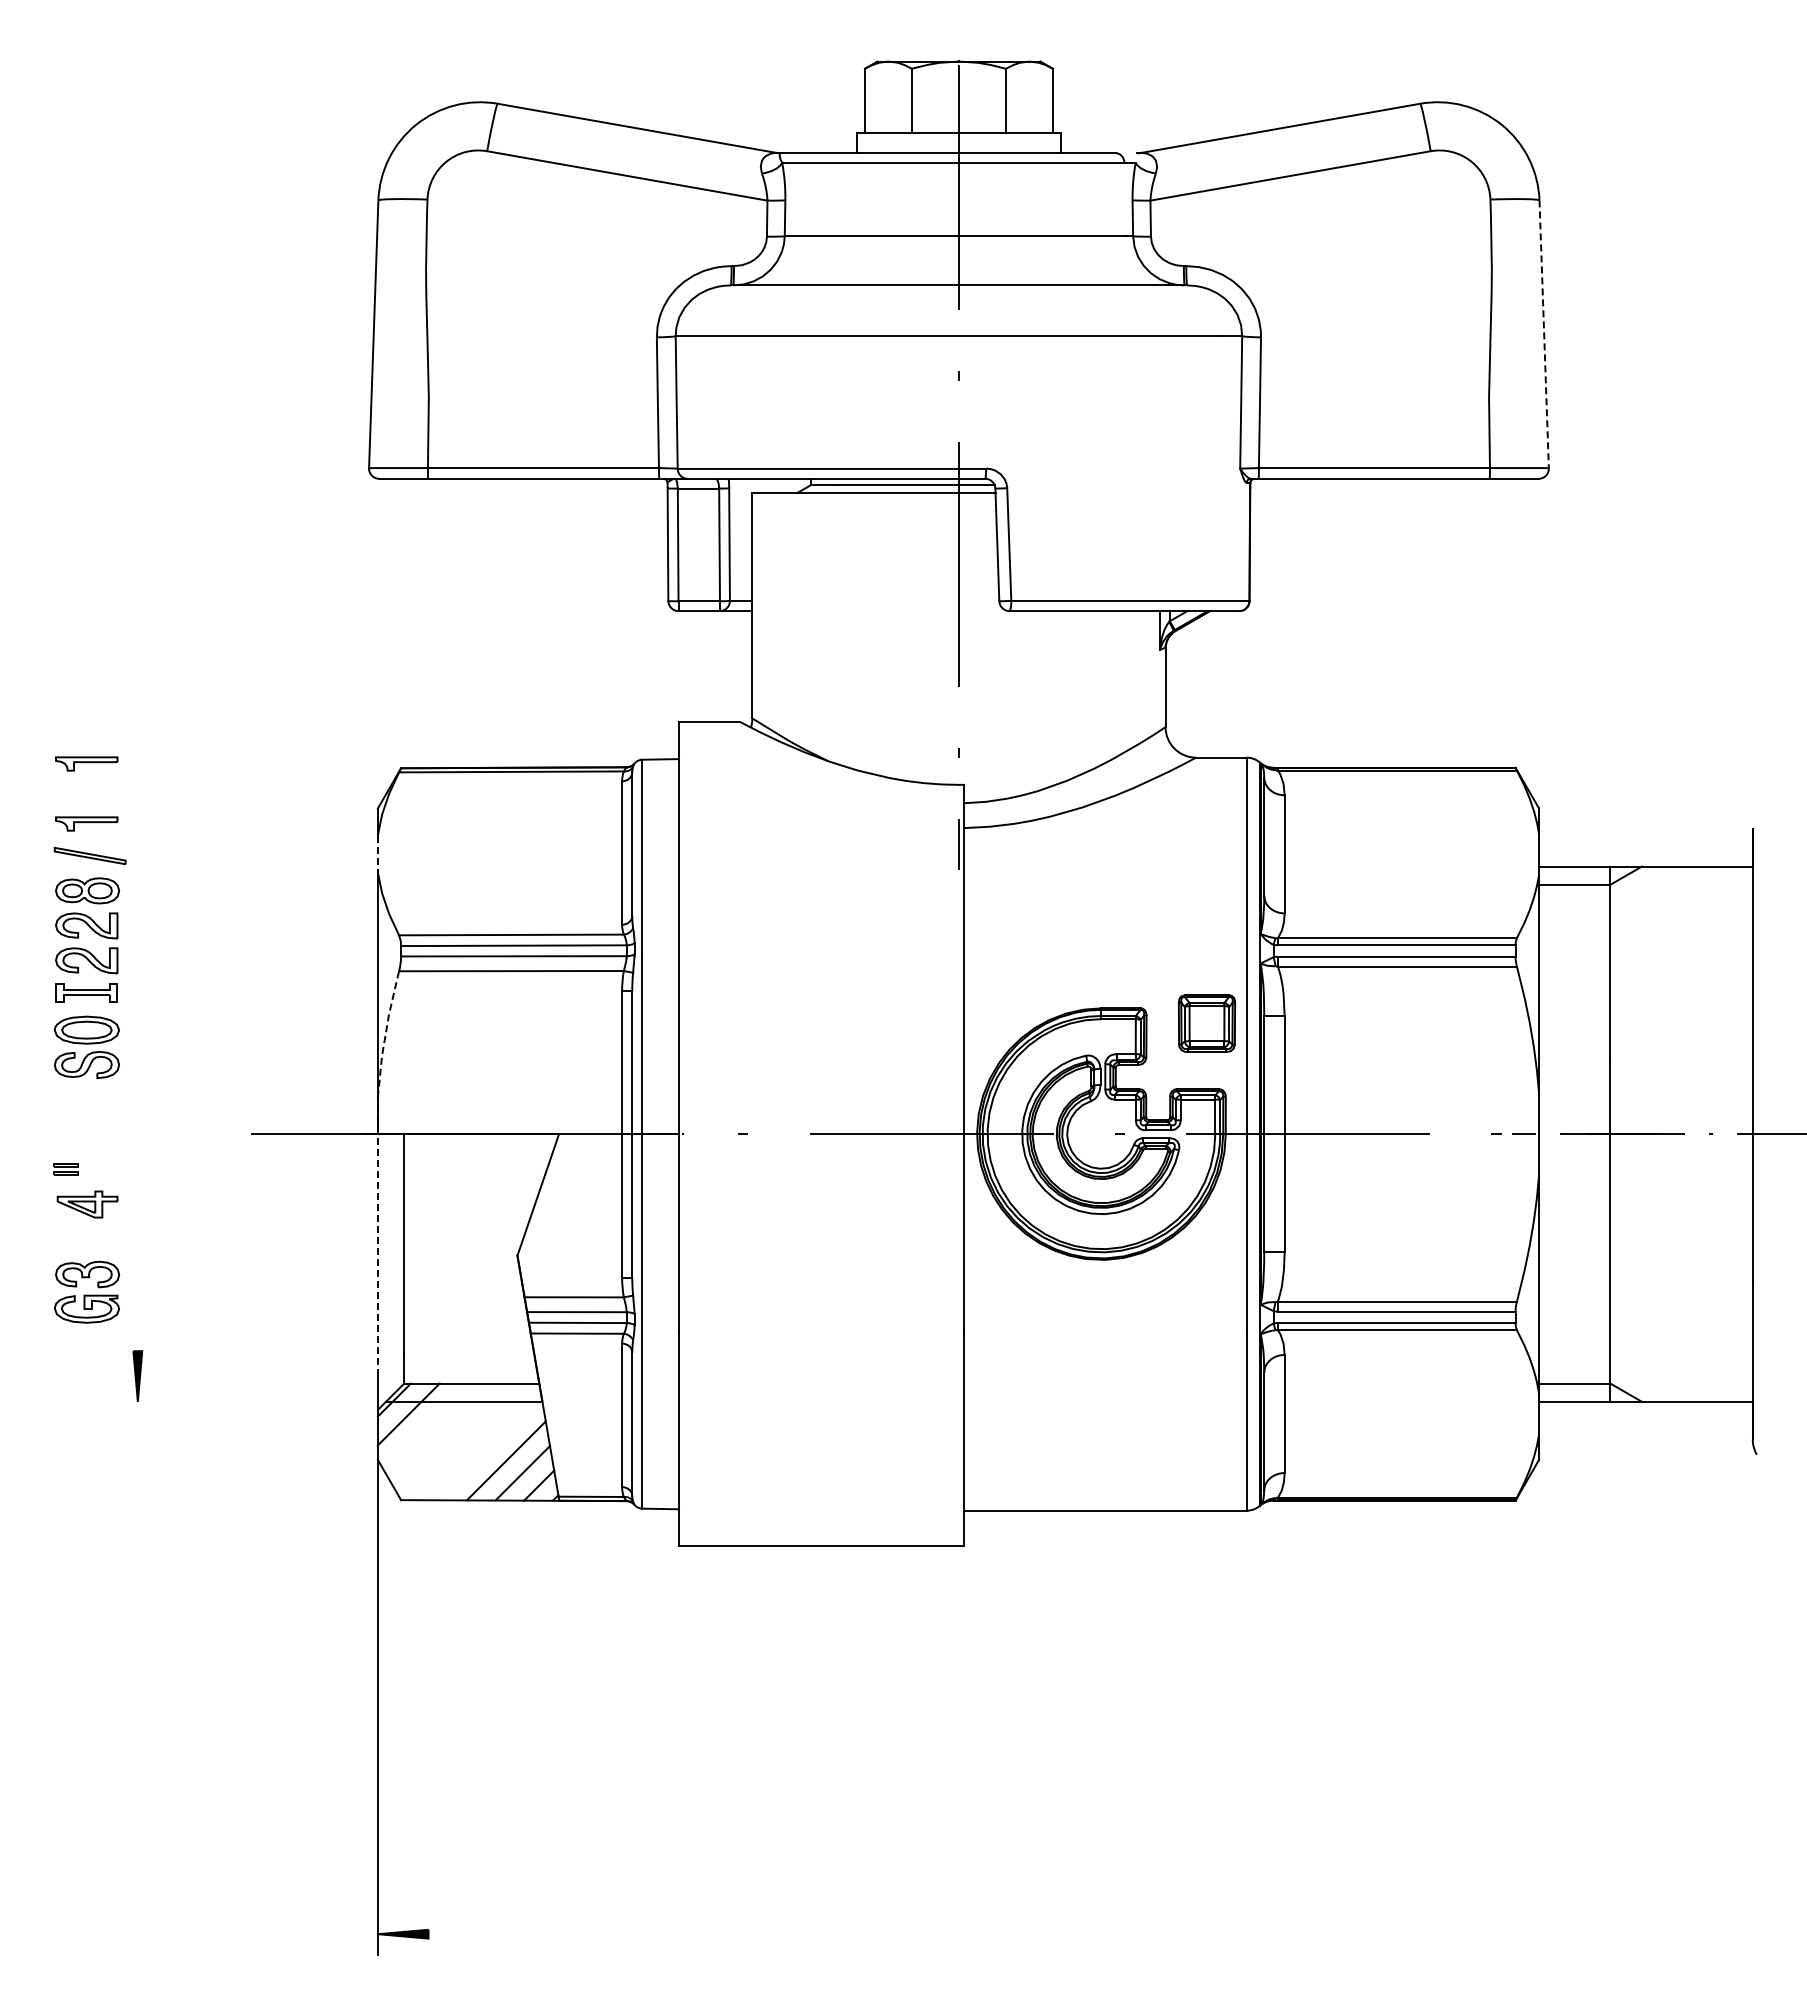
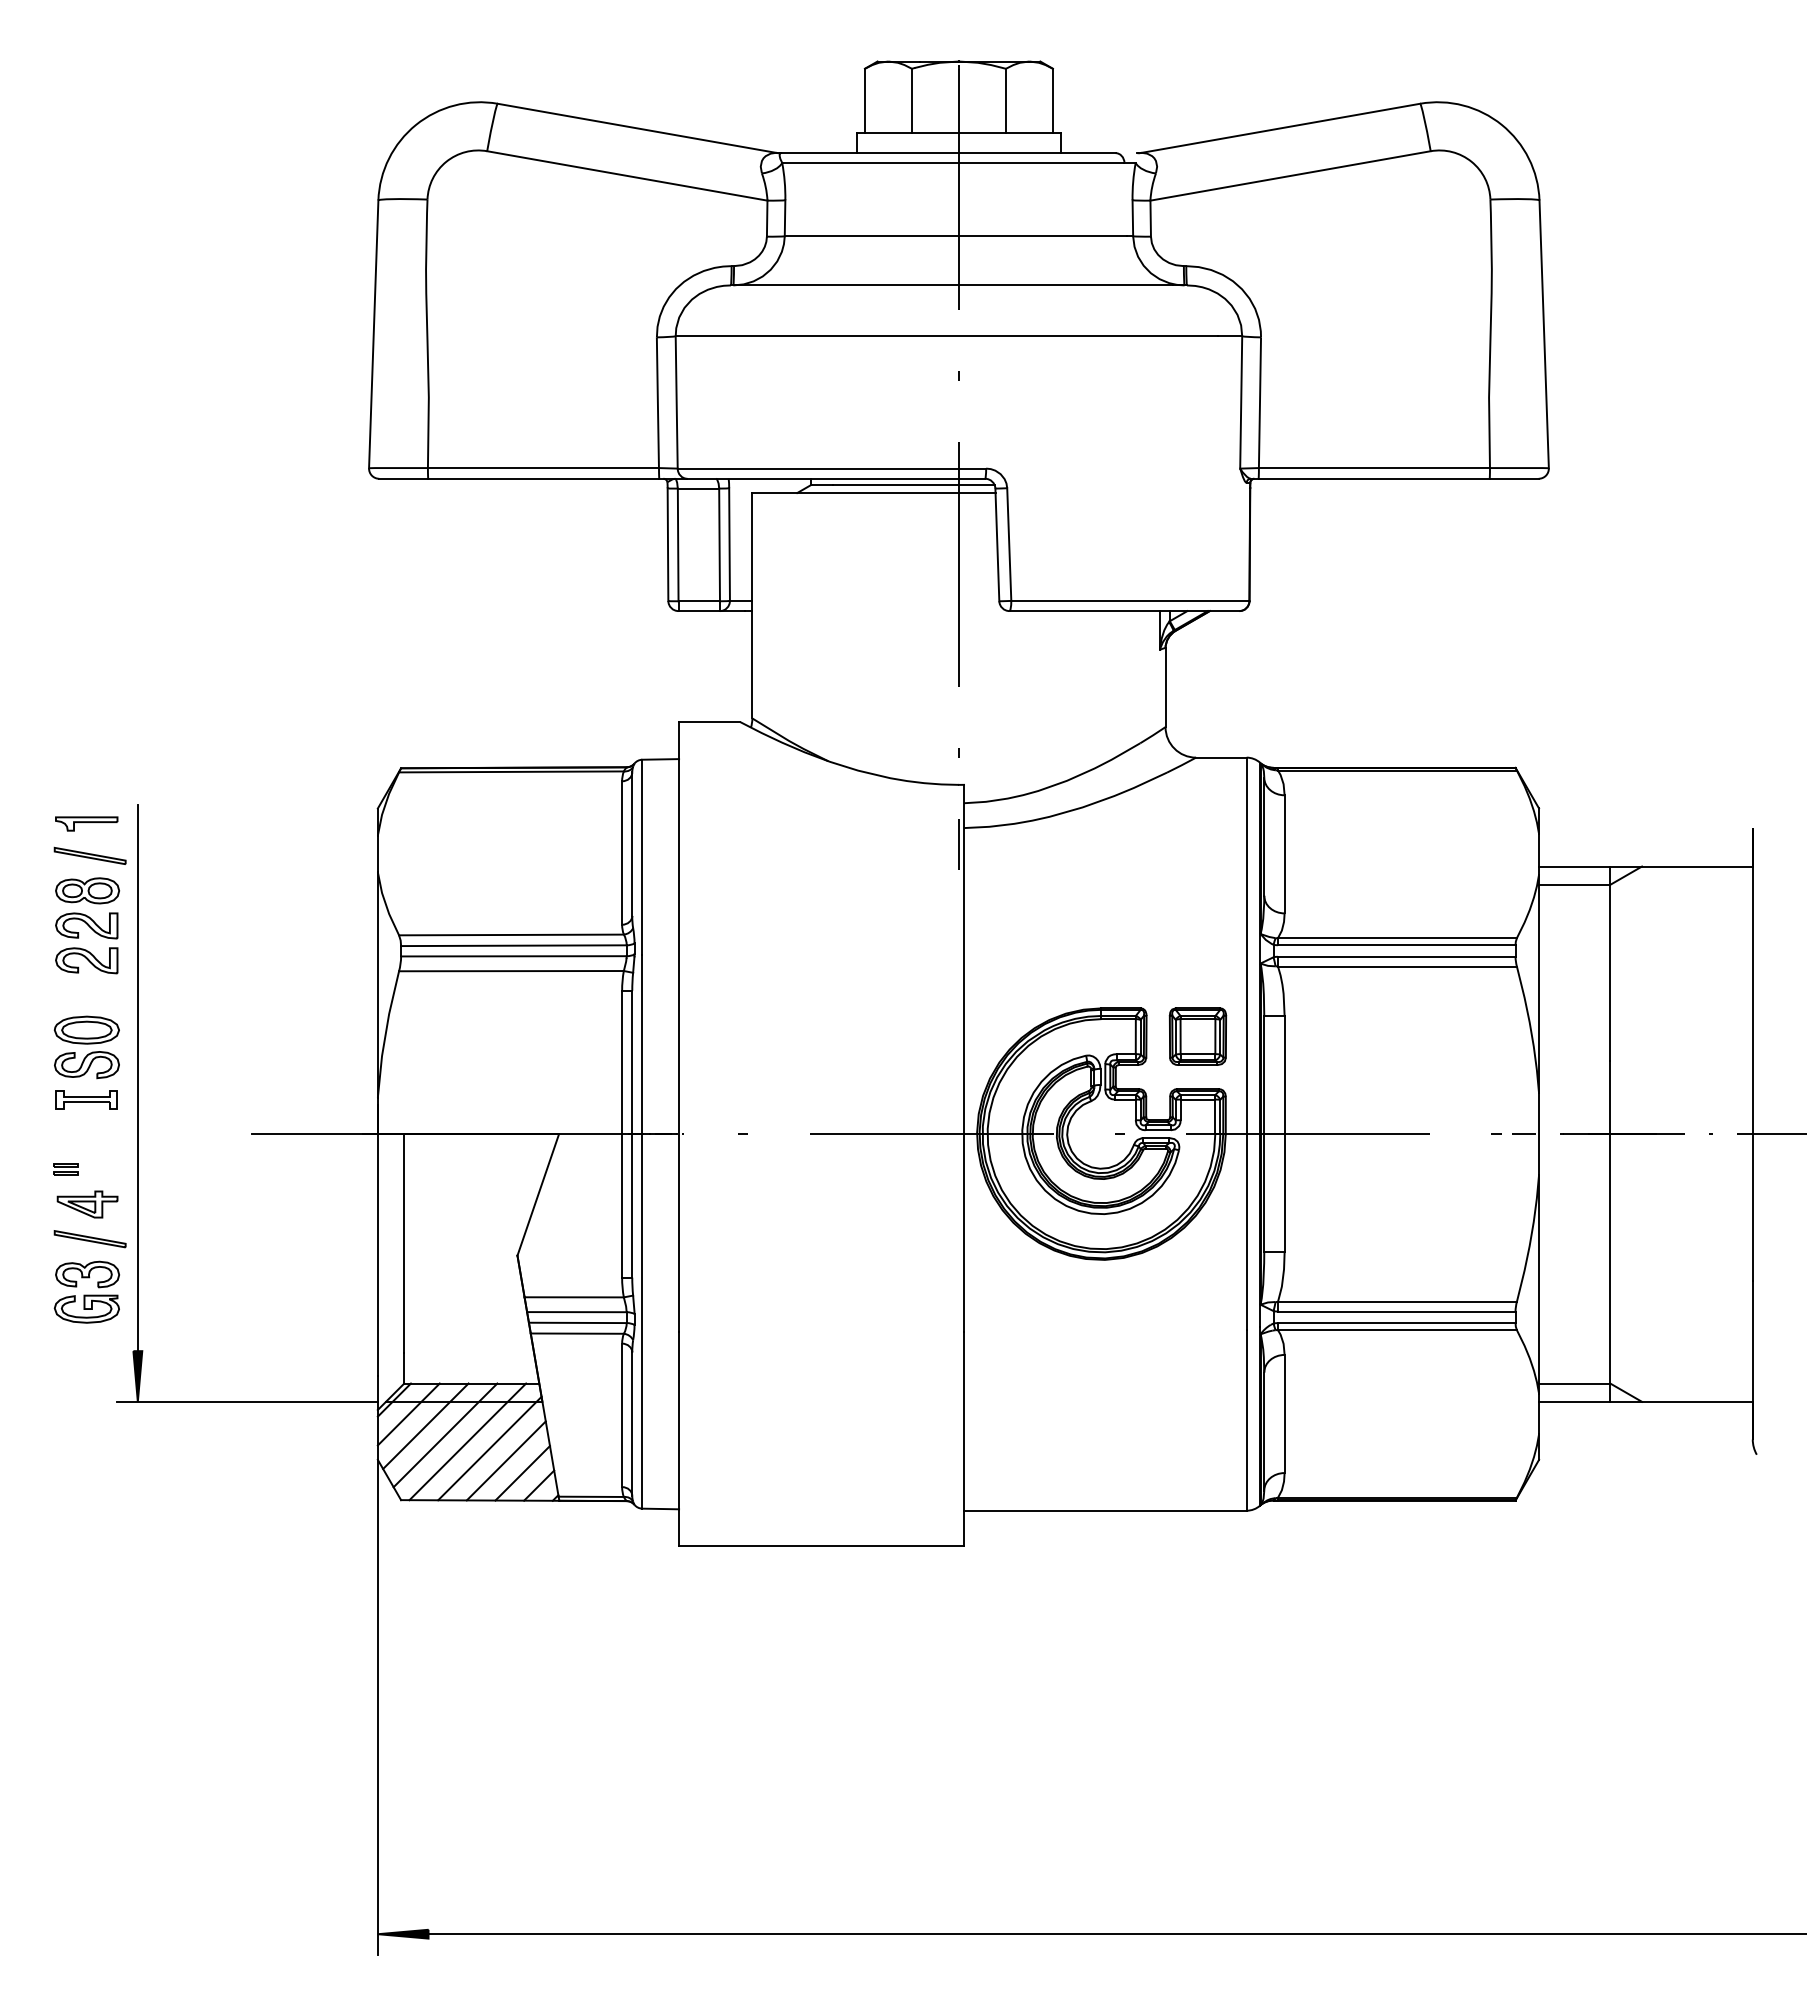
line: dashed -> solid (1544, 334)
part: present -> none (86, 763)
line: dashed -> solid (377, 854)
part position: (86, 992) -> (86, 1099) (86, 1099)
part position: (1206, 1023) -> (1197, 1036) (1197, 1036)
line: dashed -> solid (385, 1033)
line: none -> present (137, 1078)
part: none -> present (89, 1239)
line: dashed -> solid (377, 1240)
line: none -> present (247, 1401)
line: none -> present (425, 1425)
line: none -> present (445, 1435)
line: none -> present (467, 1441)
line: none -> present (489, 1448)
line: none -> present (1115, 1934)
